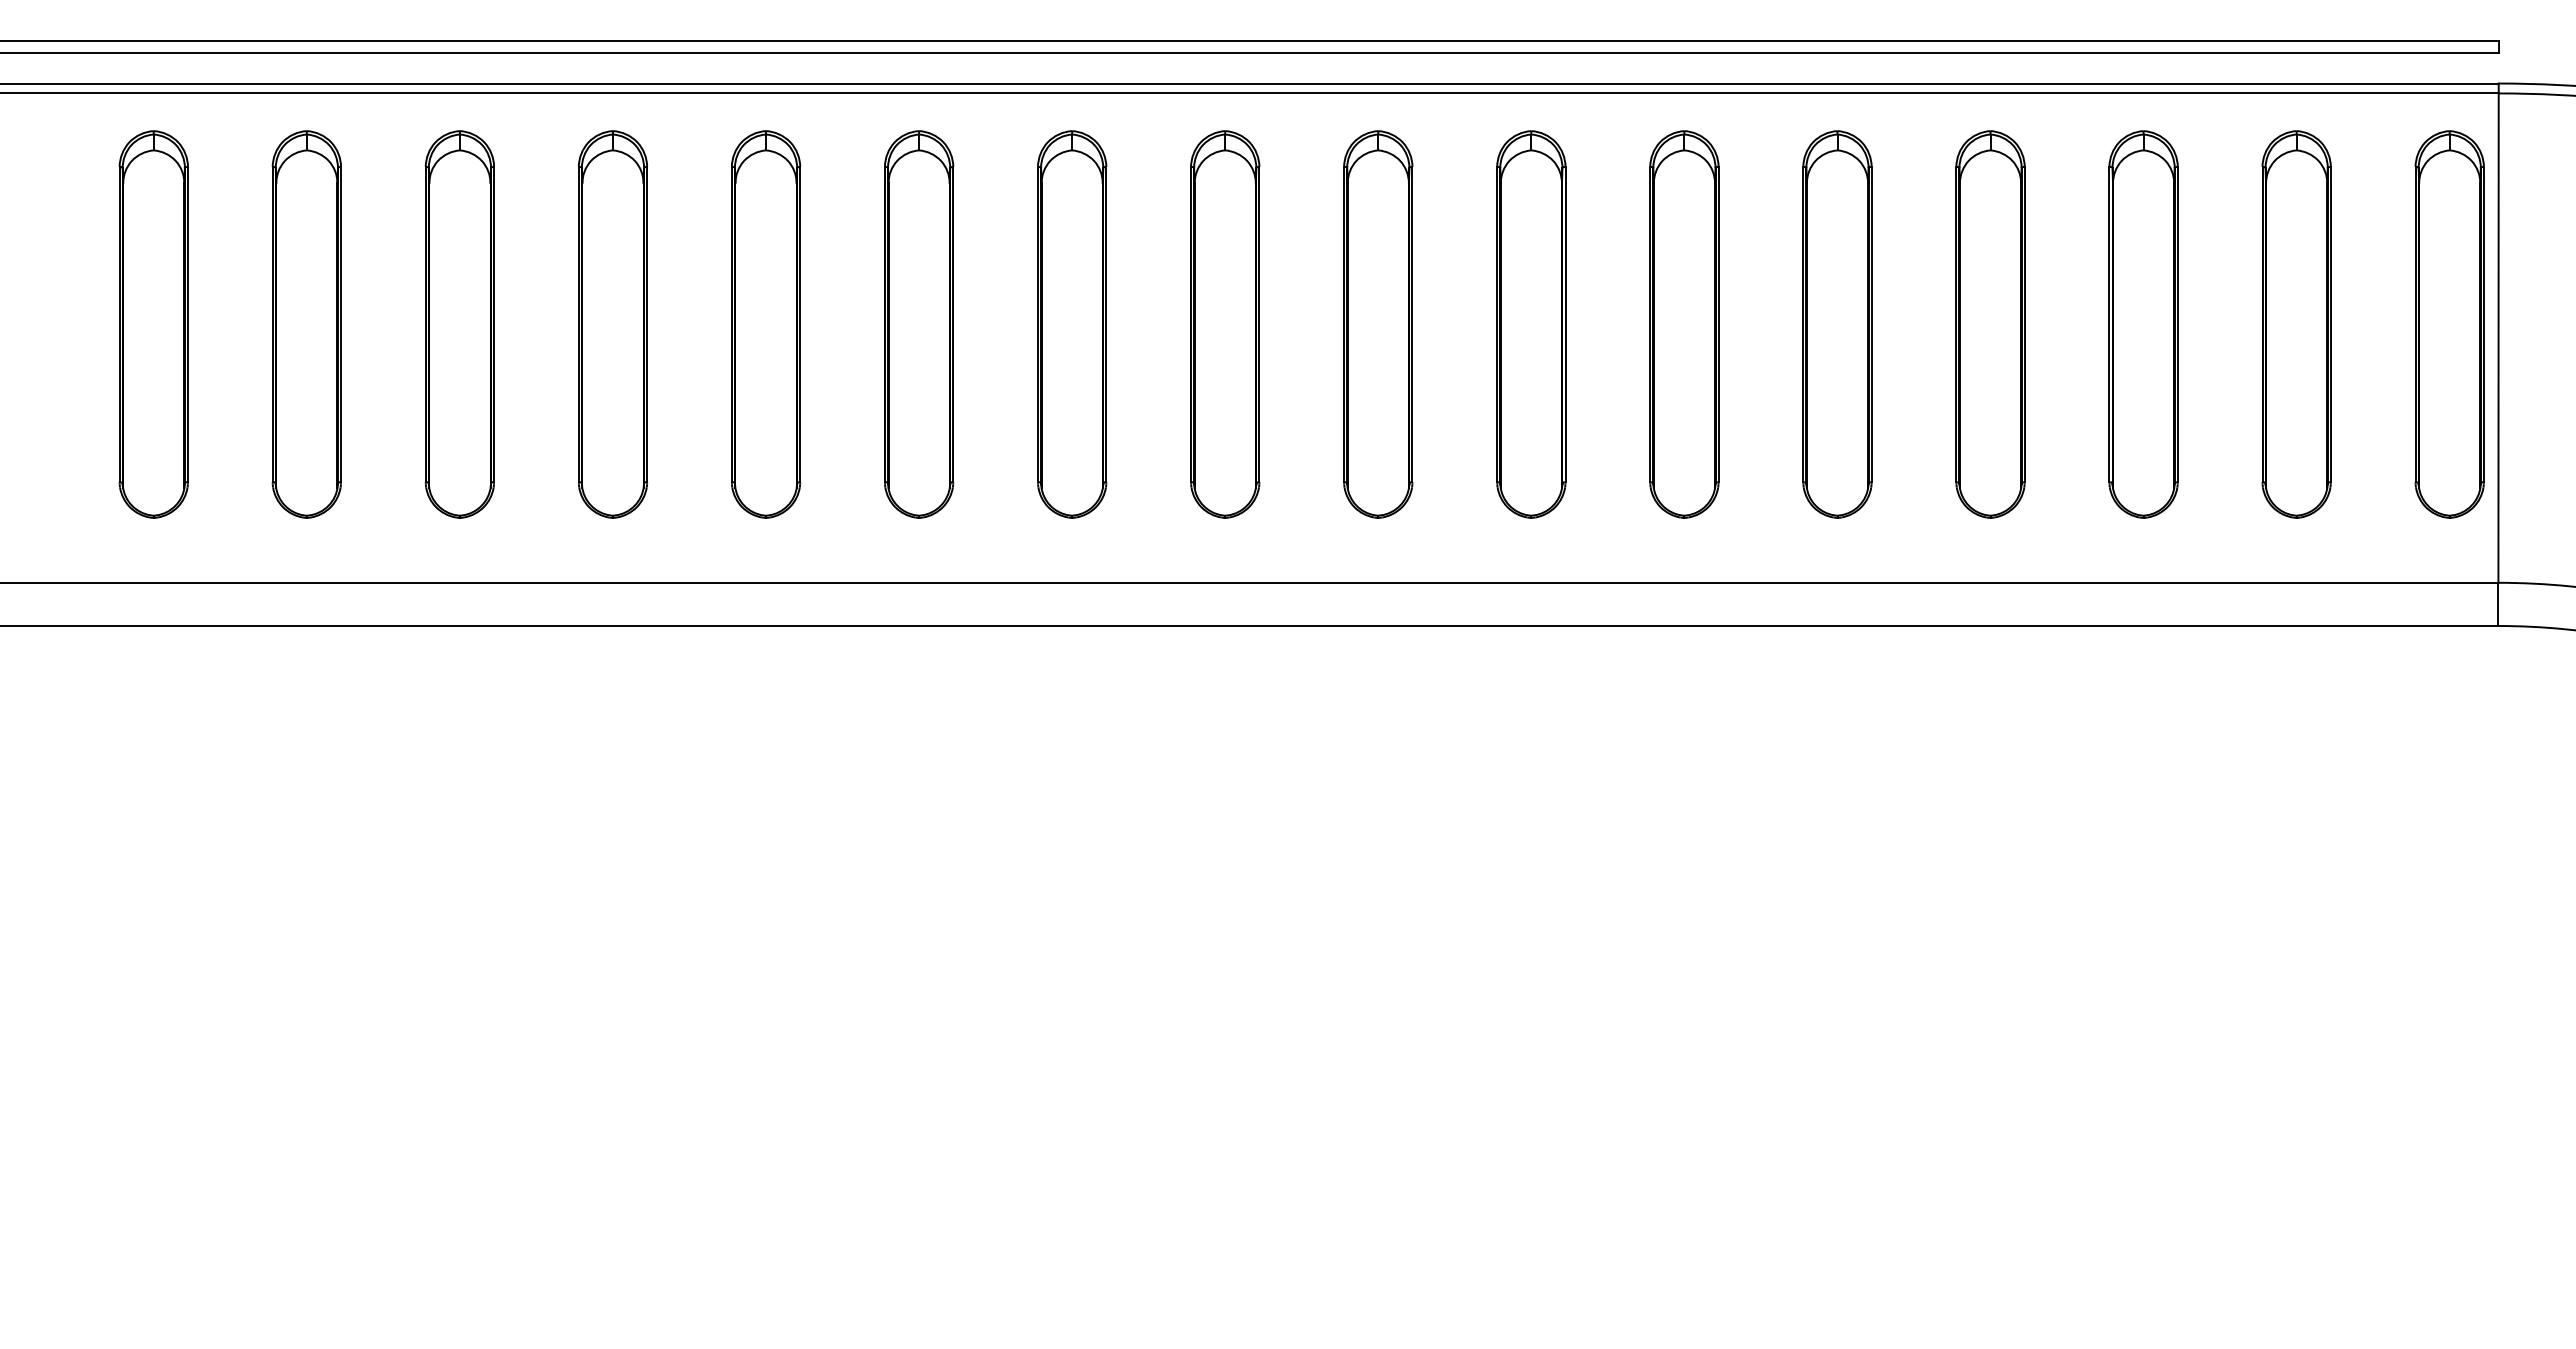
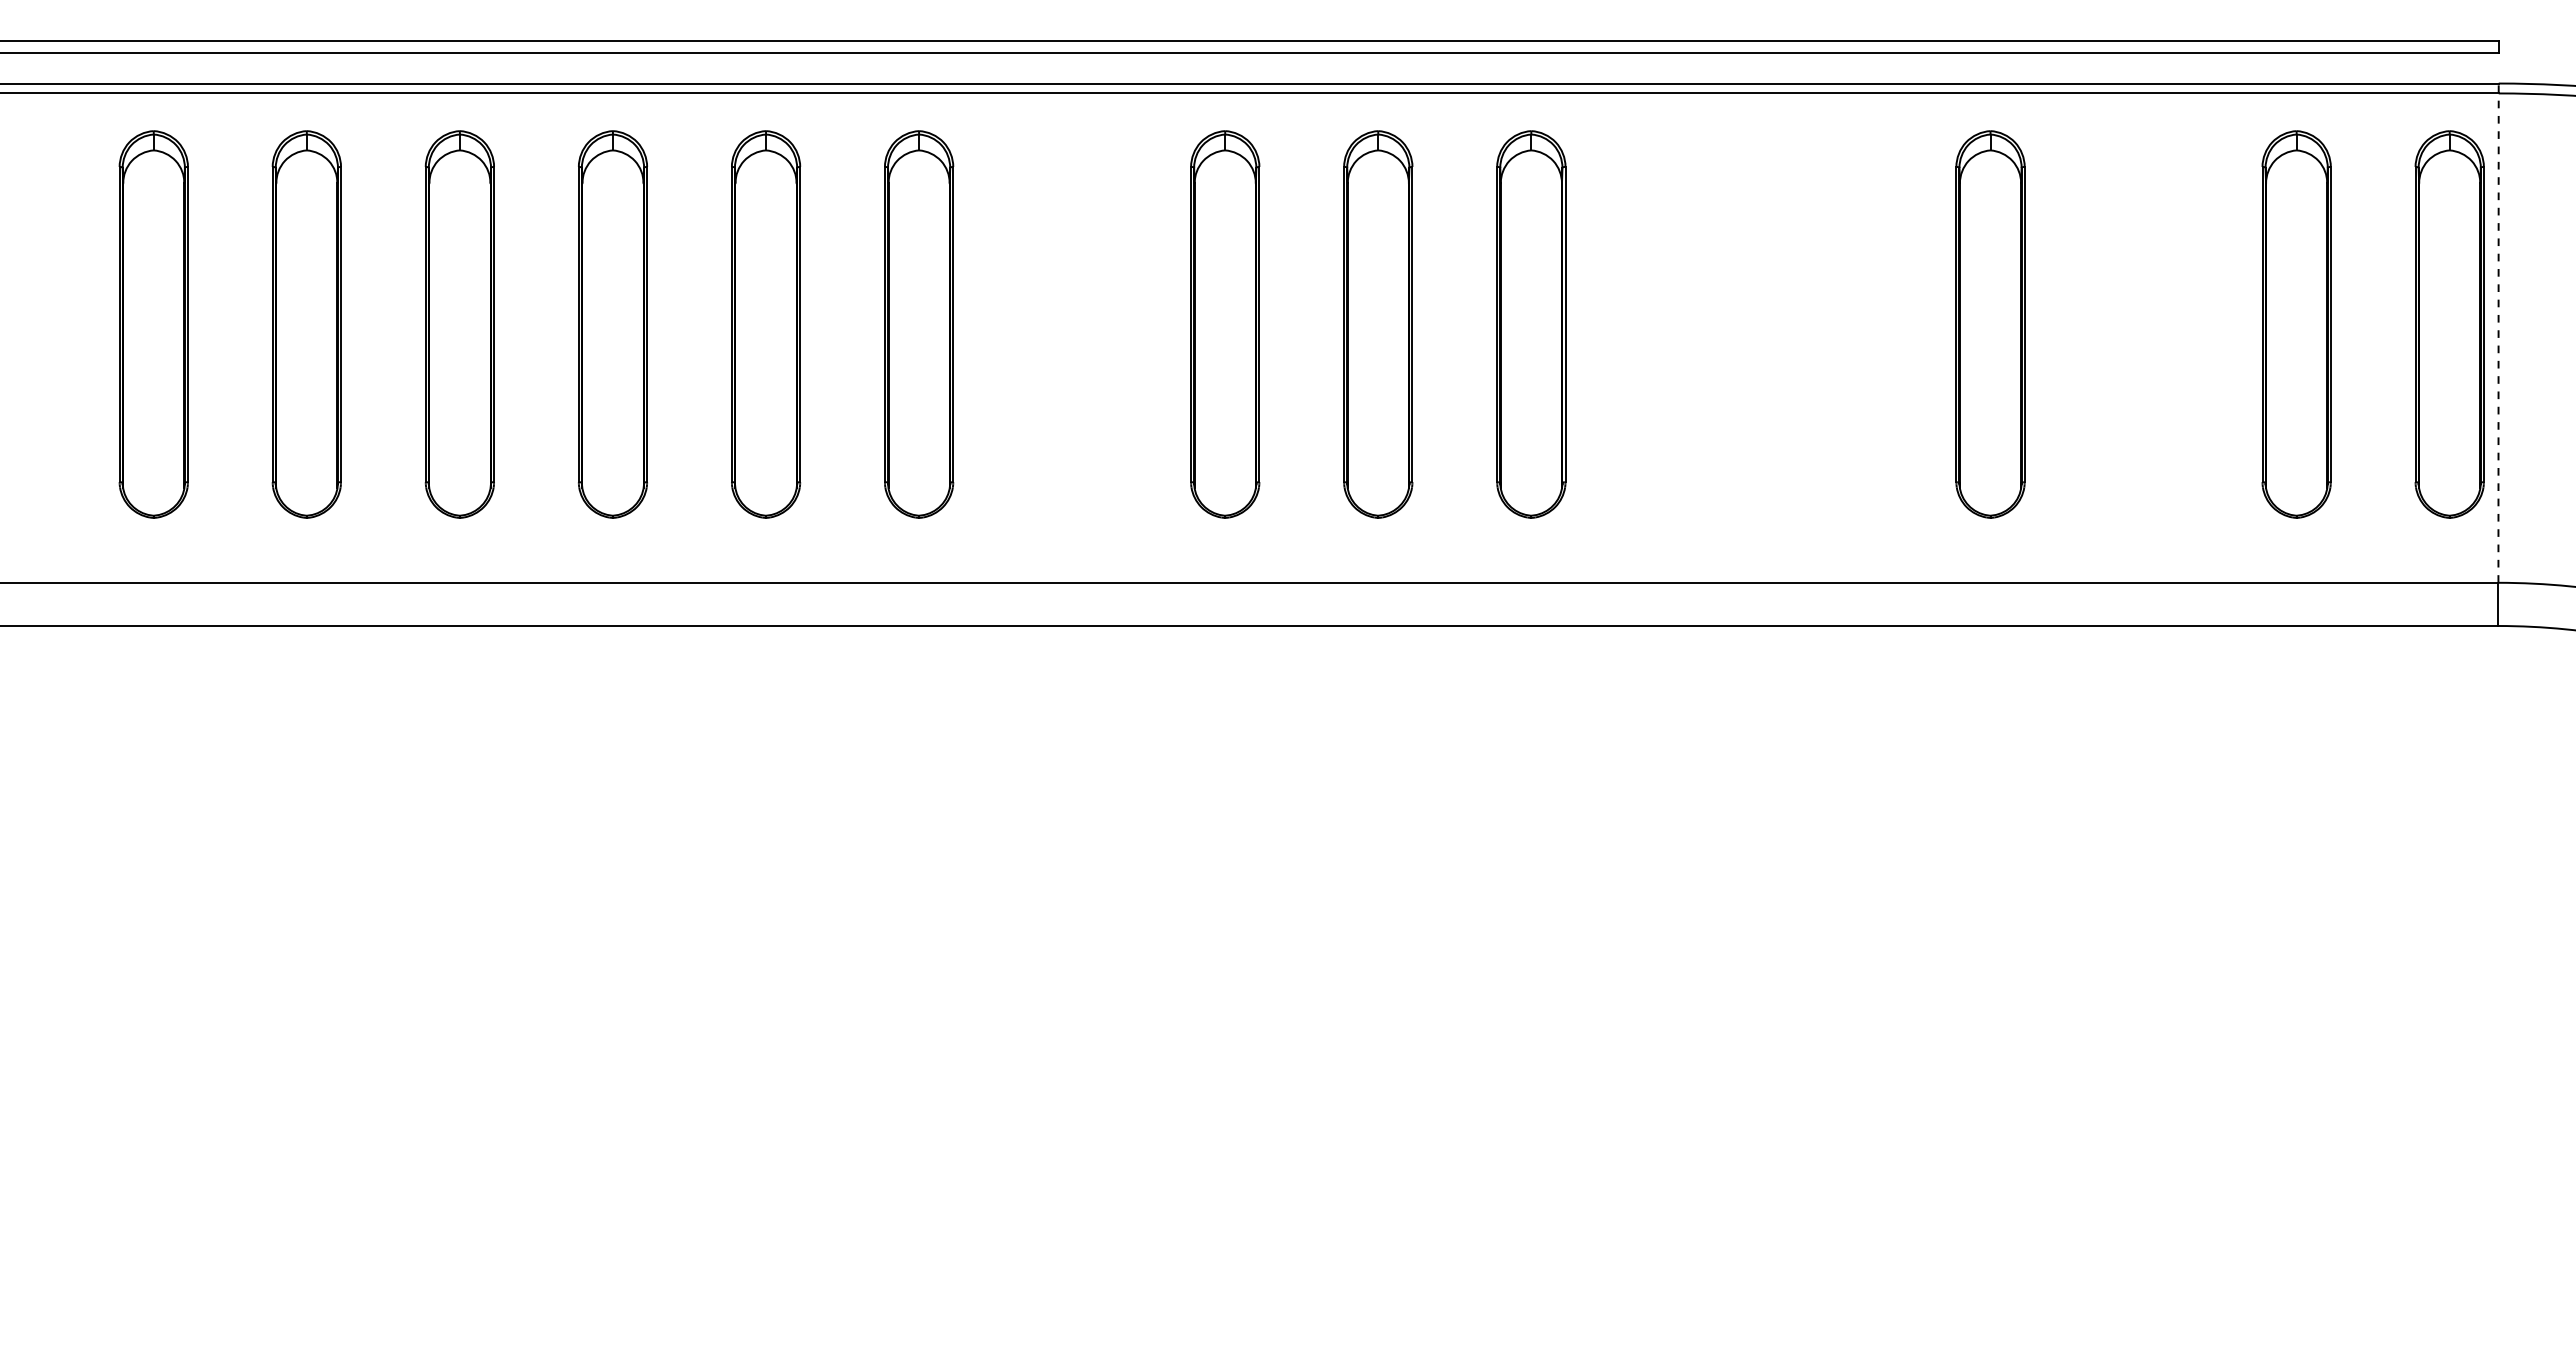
part: present -> none (1072, 324)
part: present -> none (1684, 324)
part: present -> none (1837, 324)
part: present -> none (2143, 324)
line: solid -> dashed (2498, 333)
